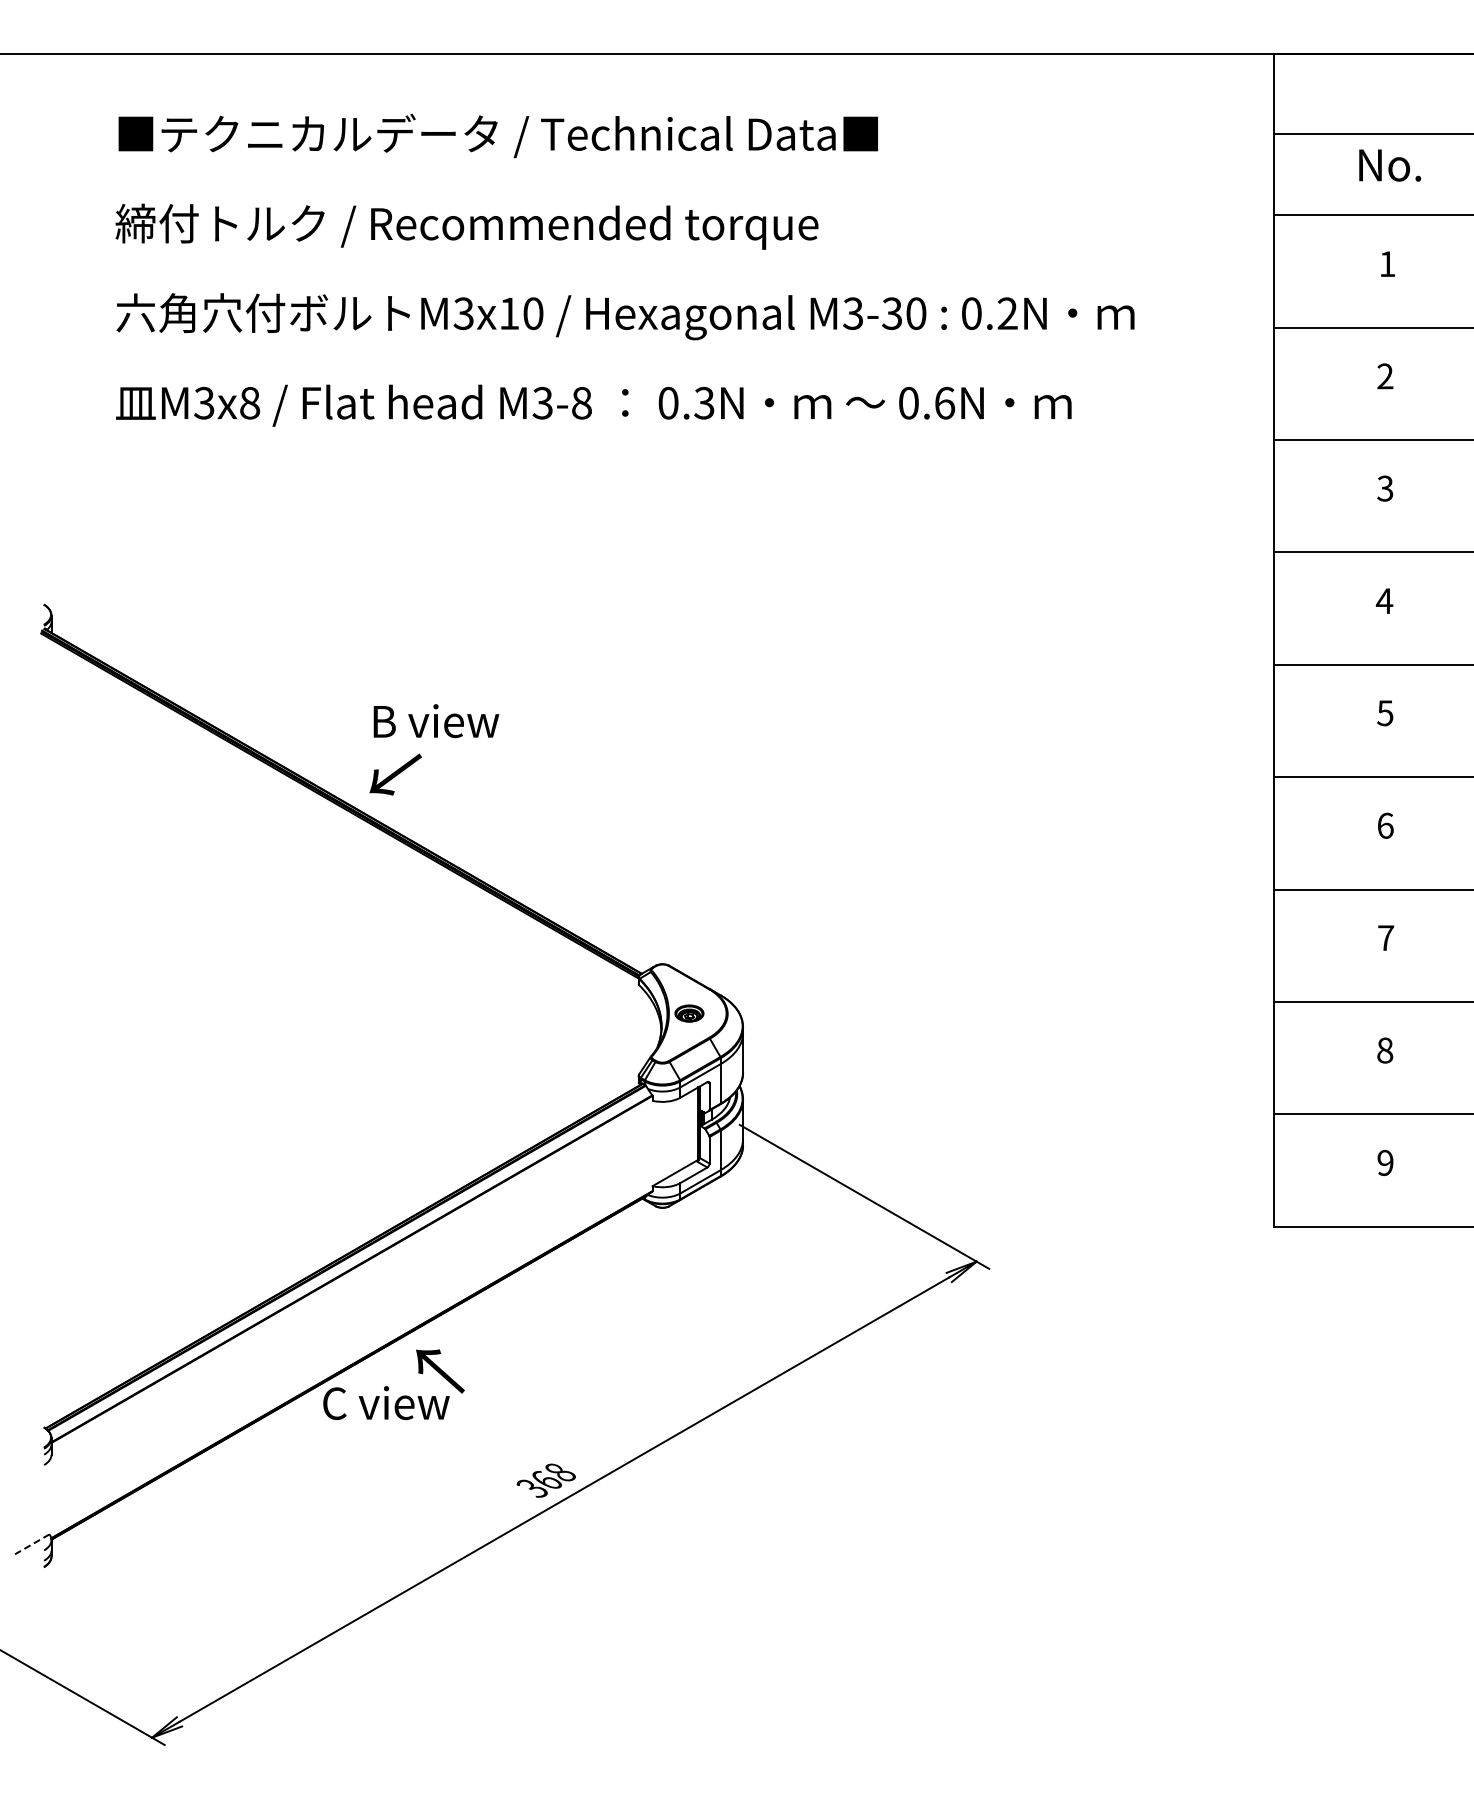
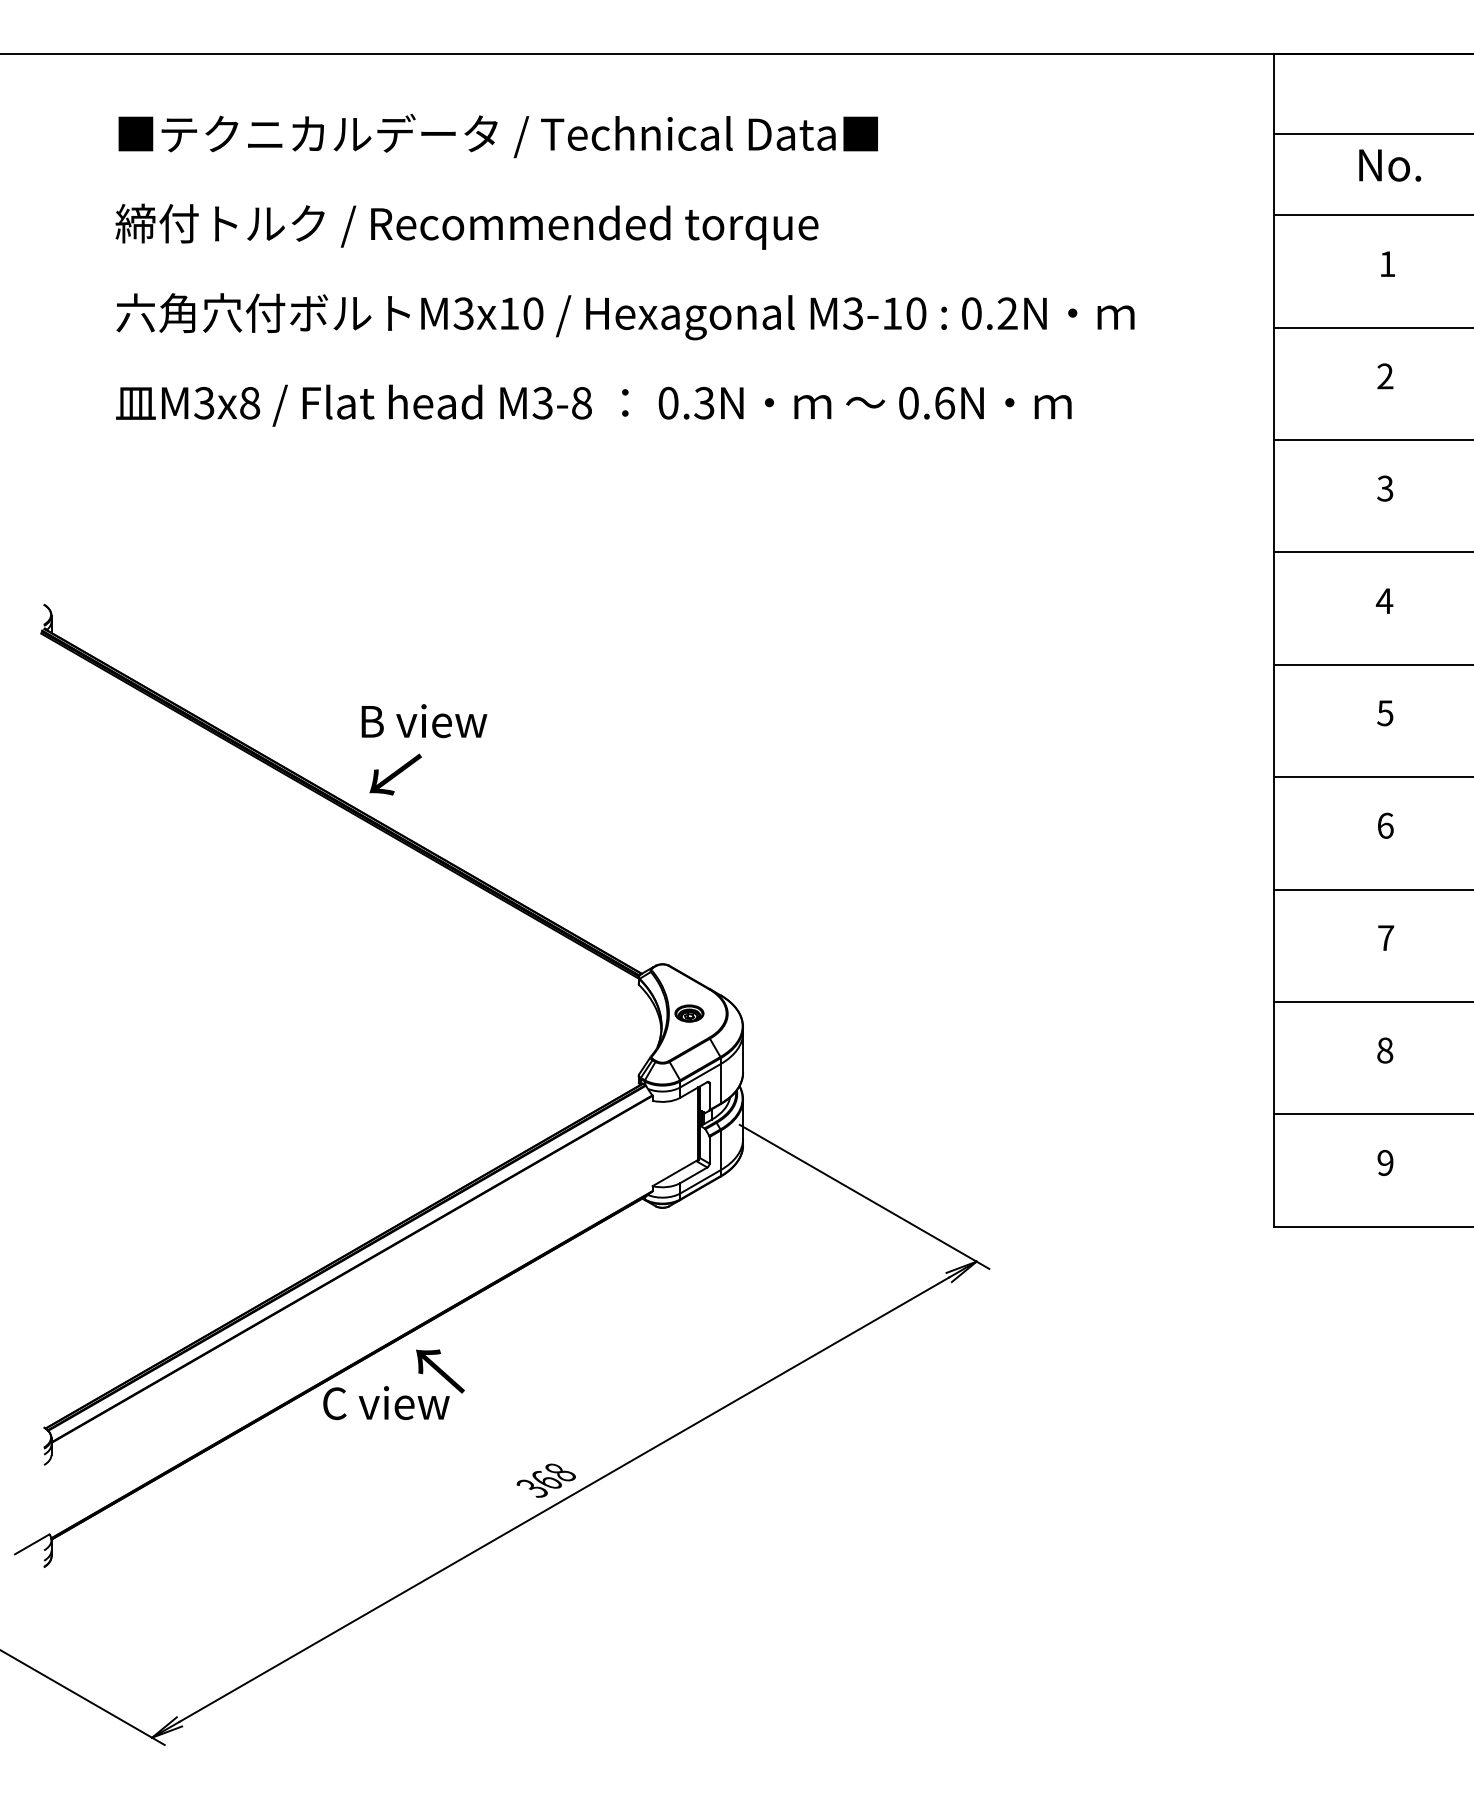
text: M3-30 -> M3-10 (891, 313)
text position: (436, 721) -> (424, 721) (424, 721)
line: dashed -> solid (32, 1544)
